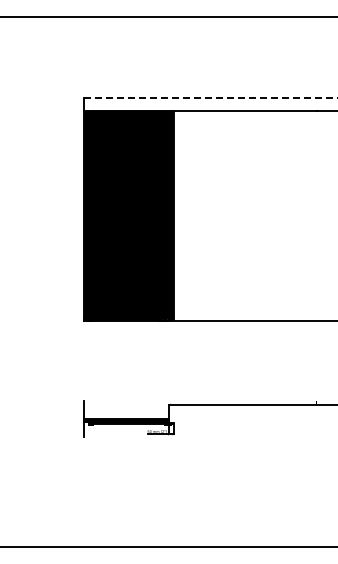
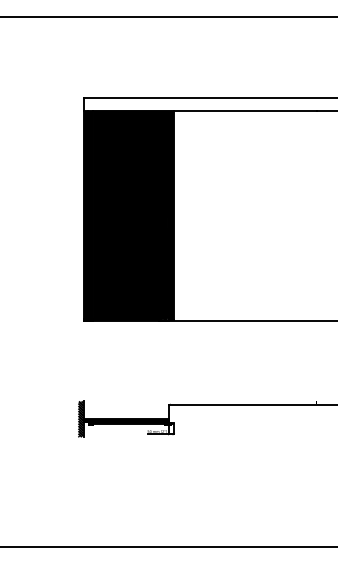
line: dashed -> solid (210, 98)
hatch: none -> present (80, 419)
